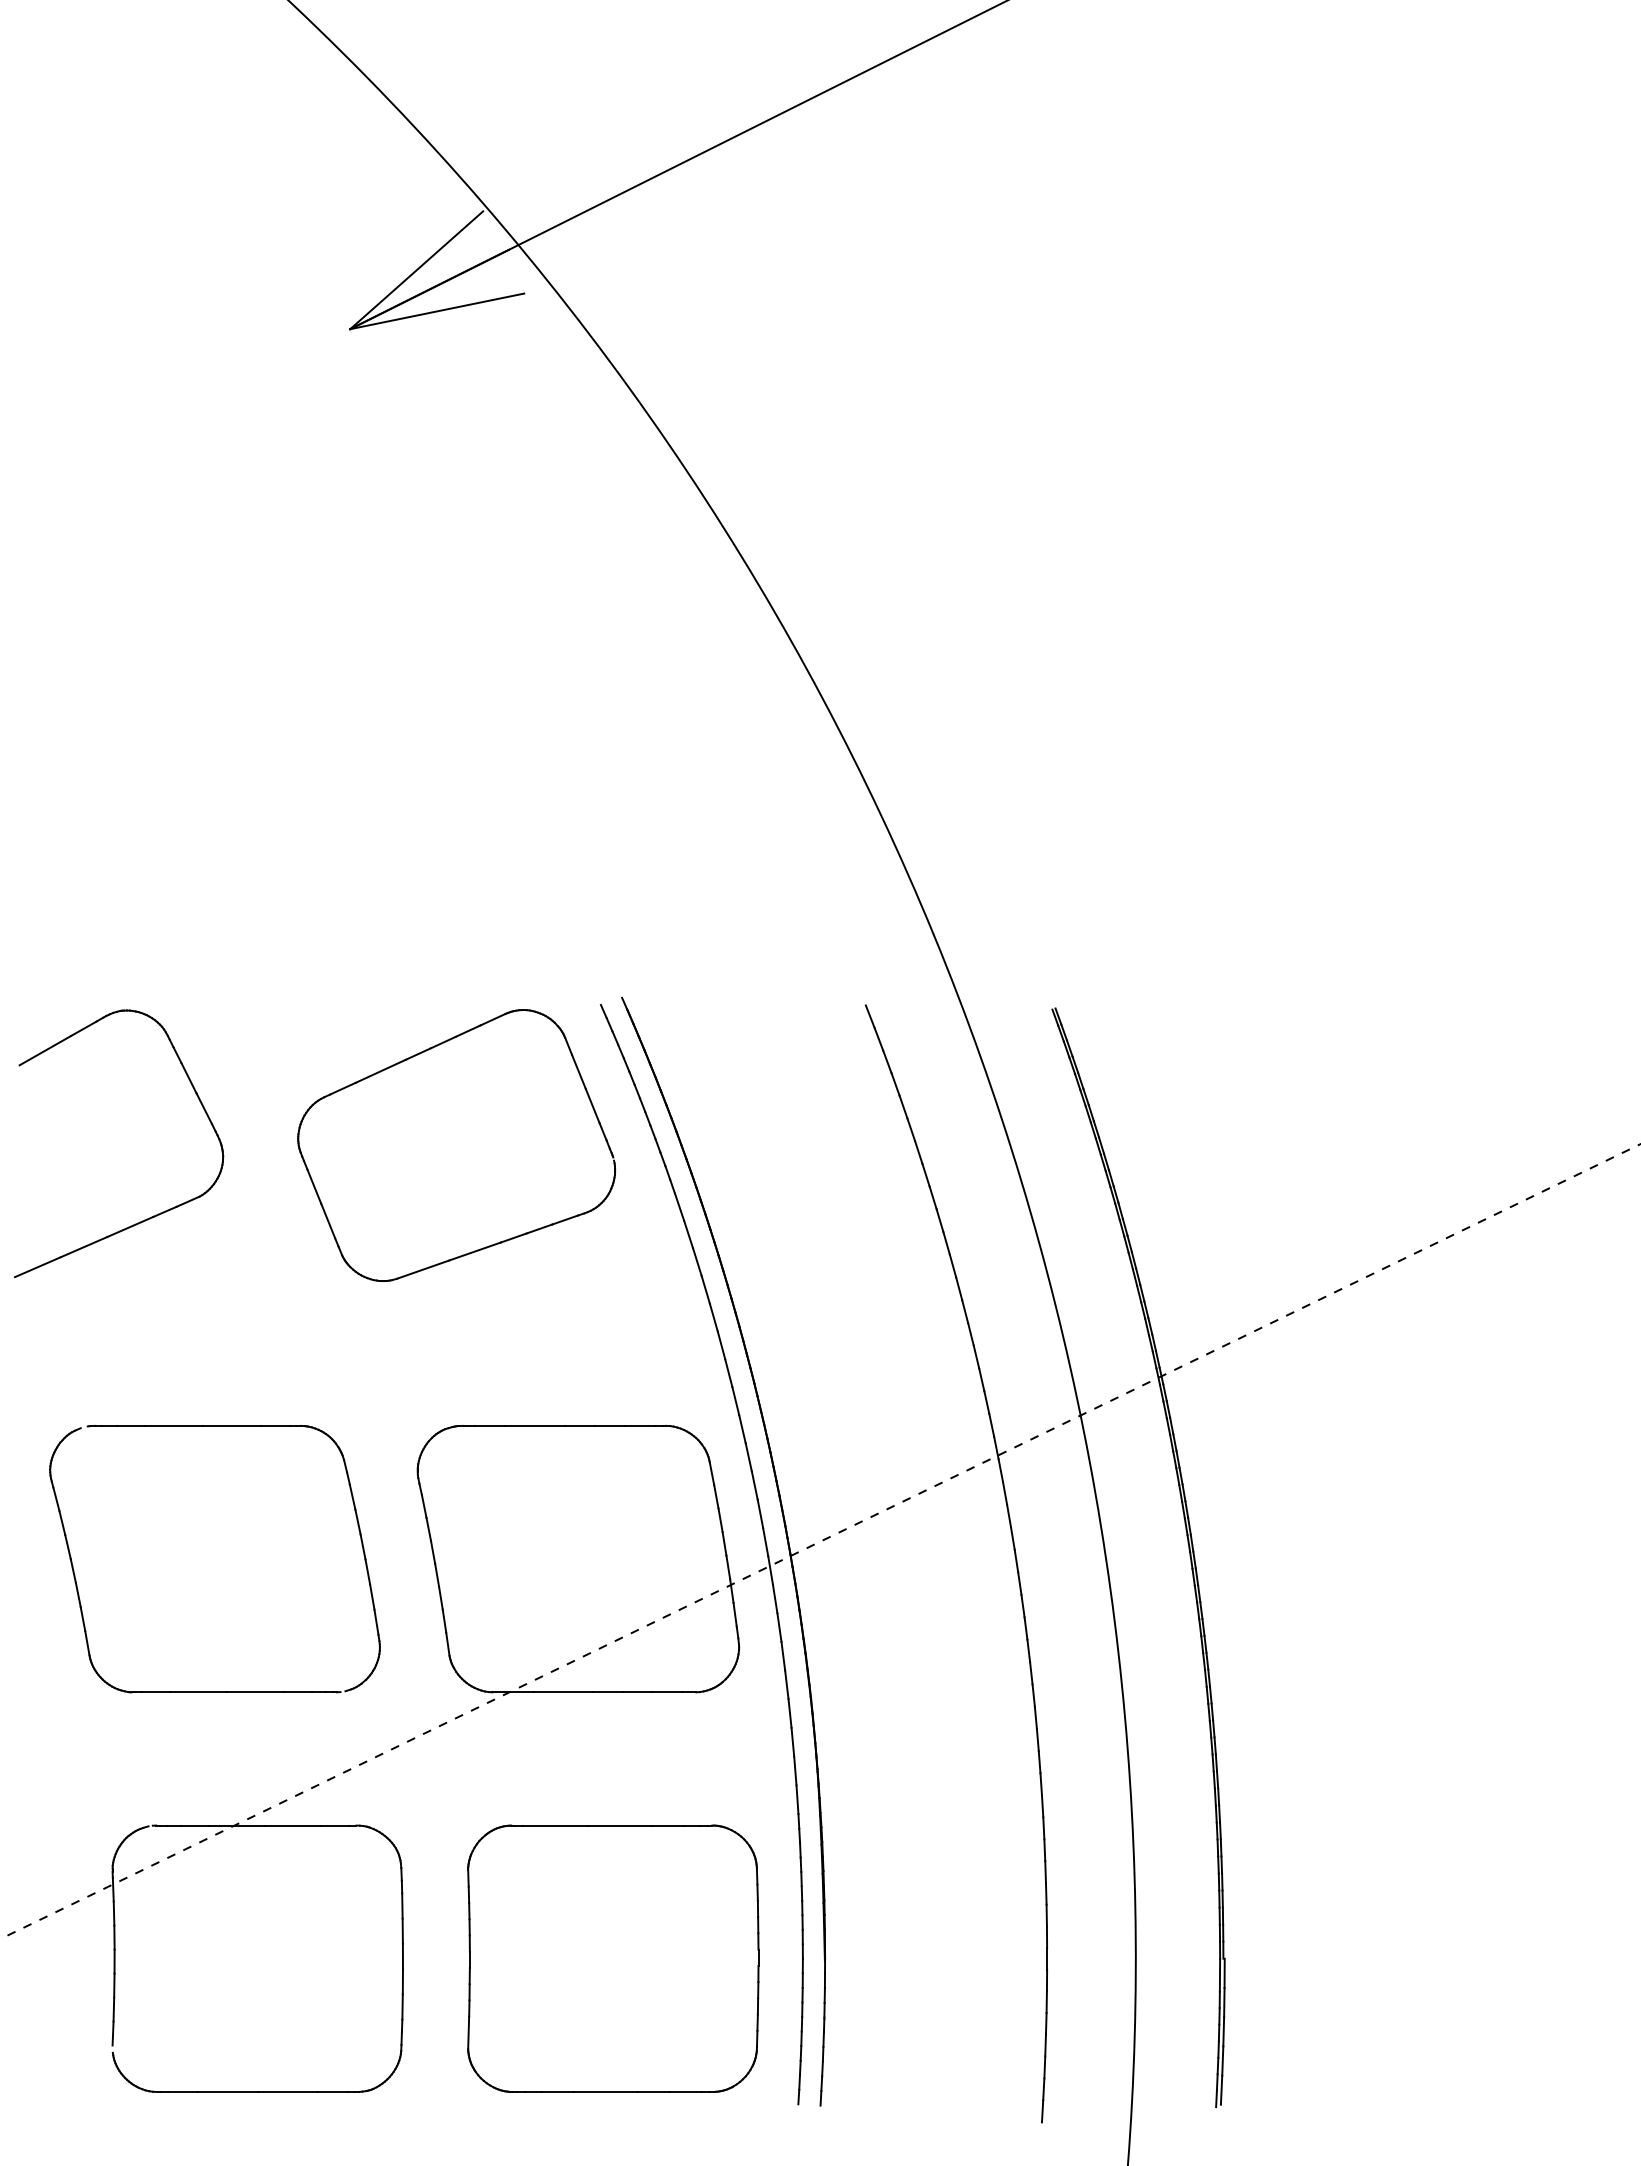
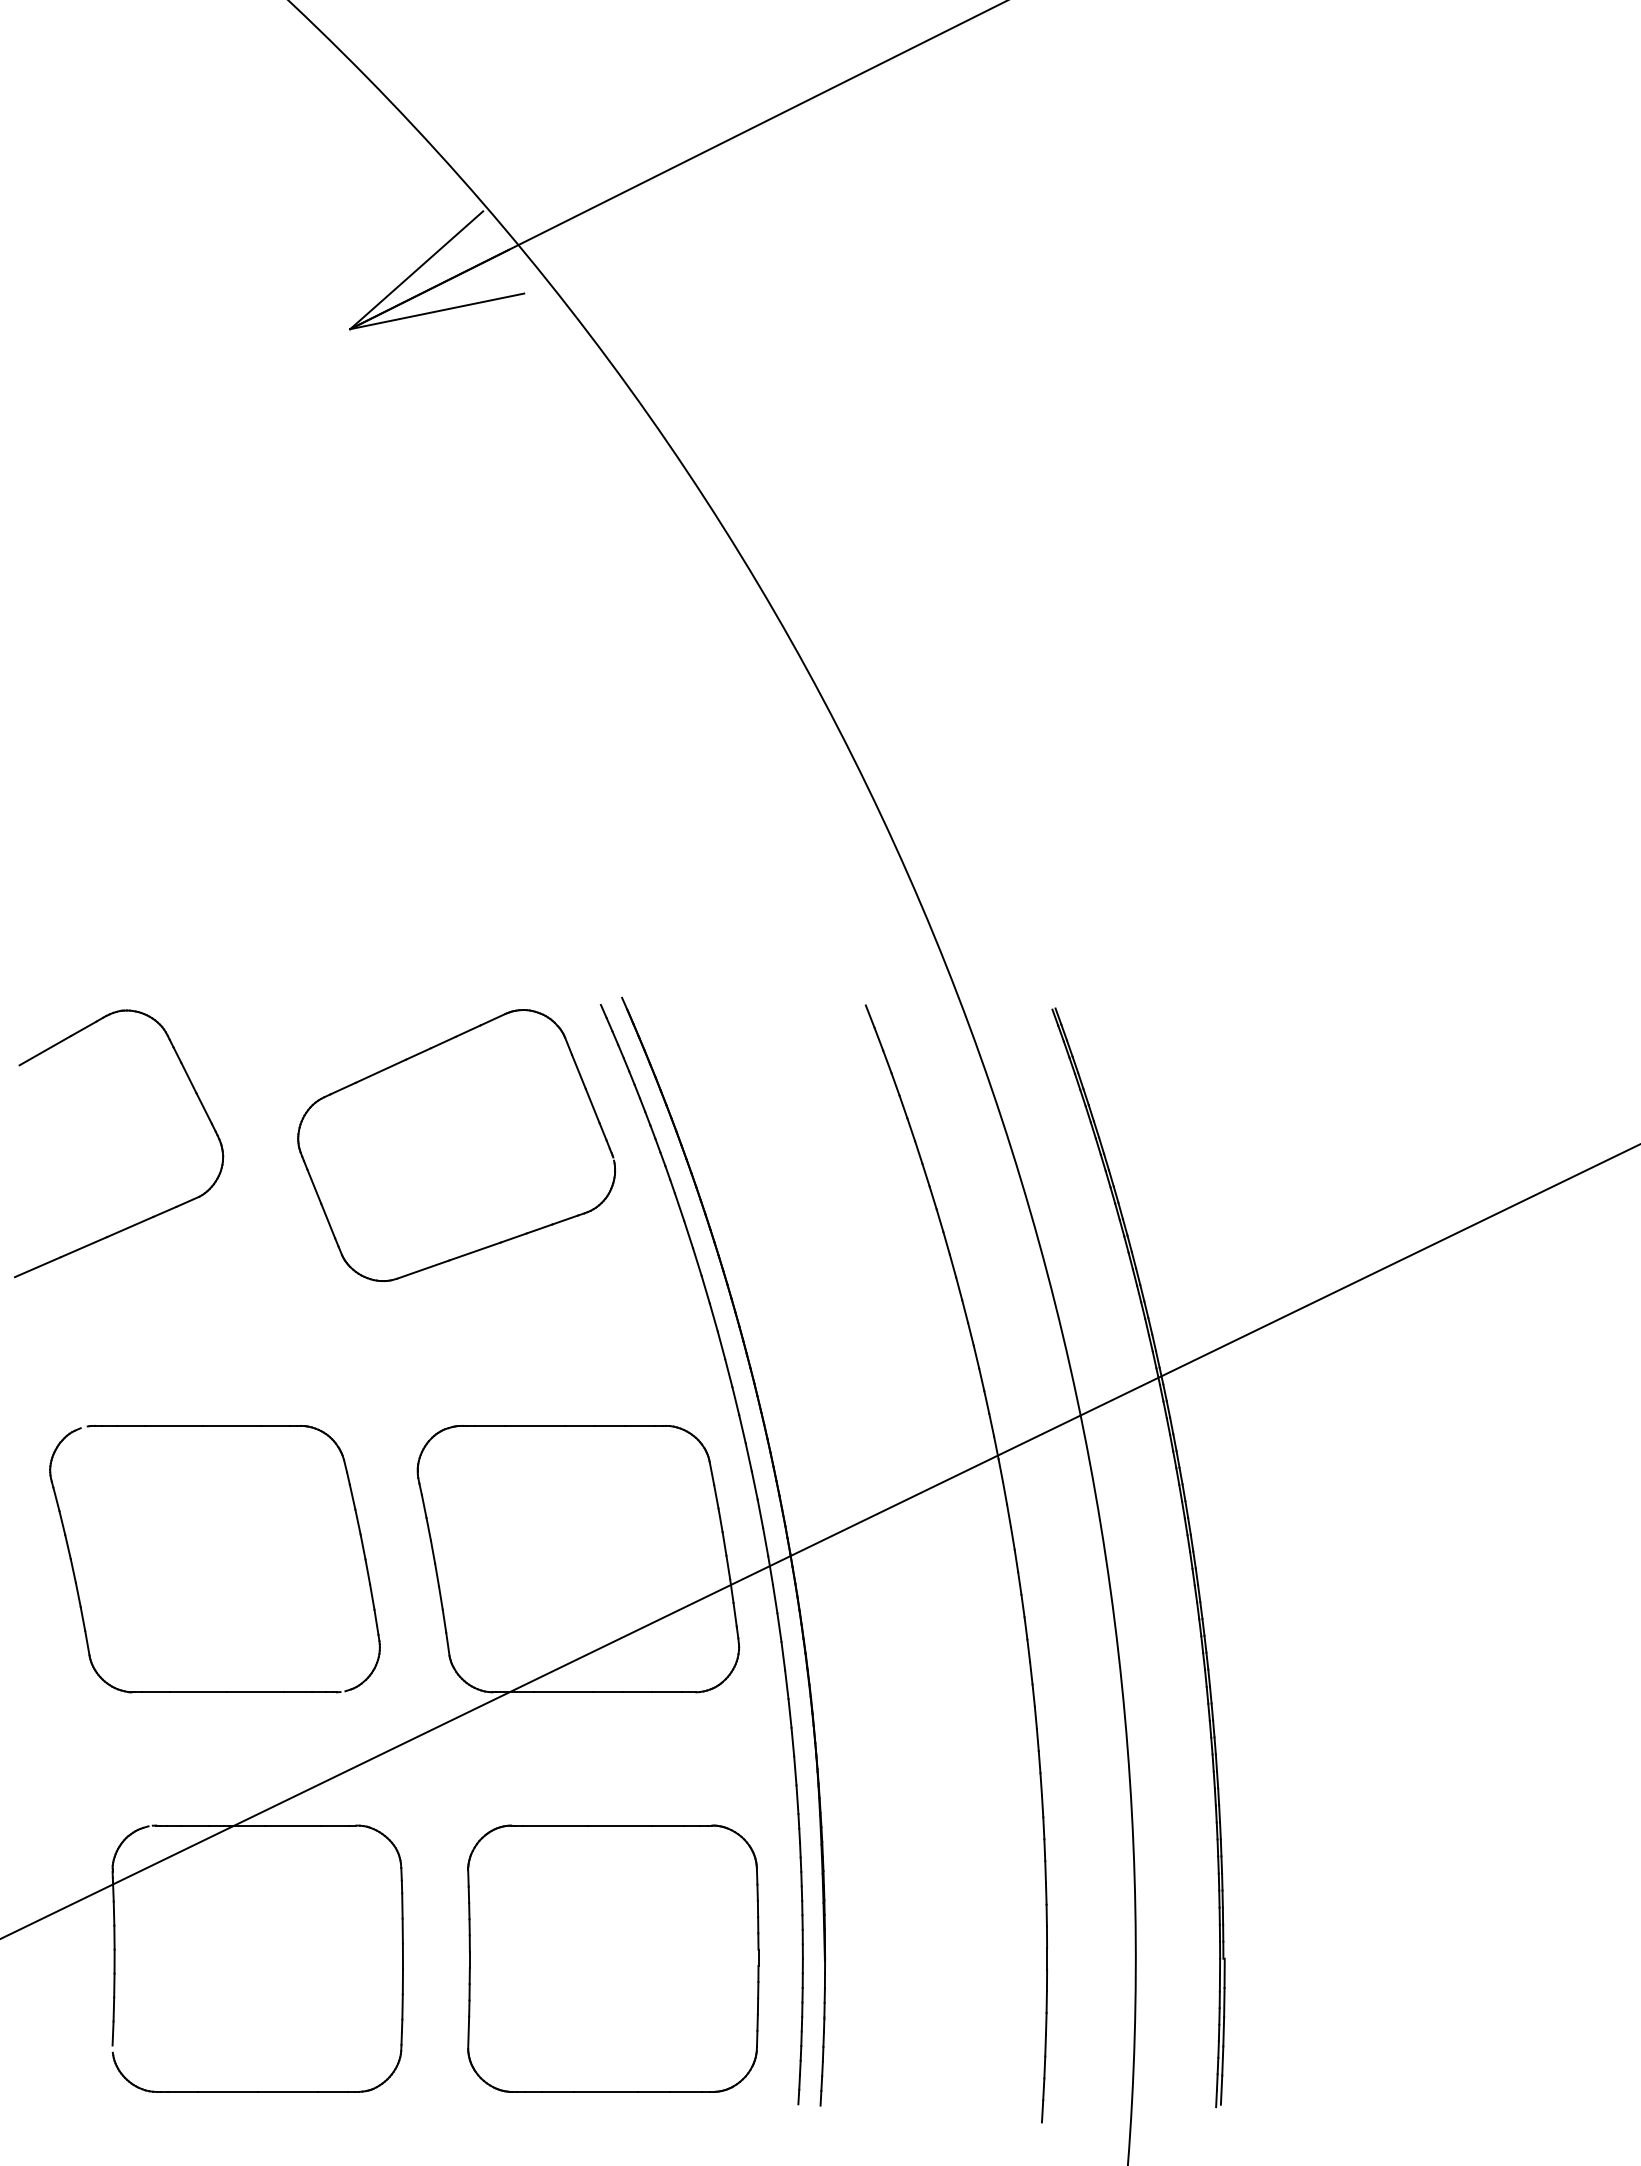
line: dashed -> solid (820, 1541)
